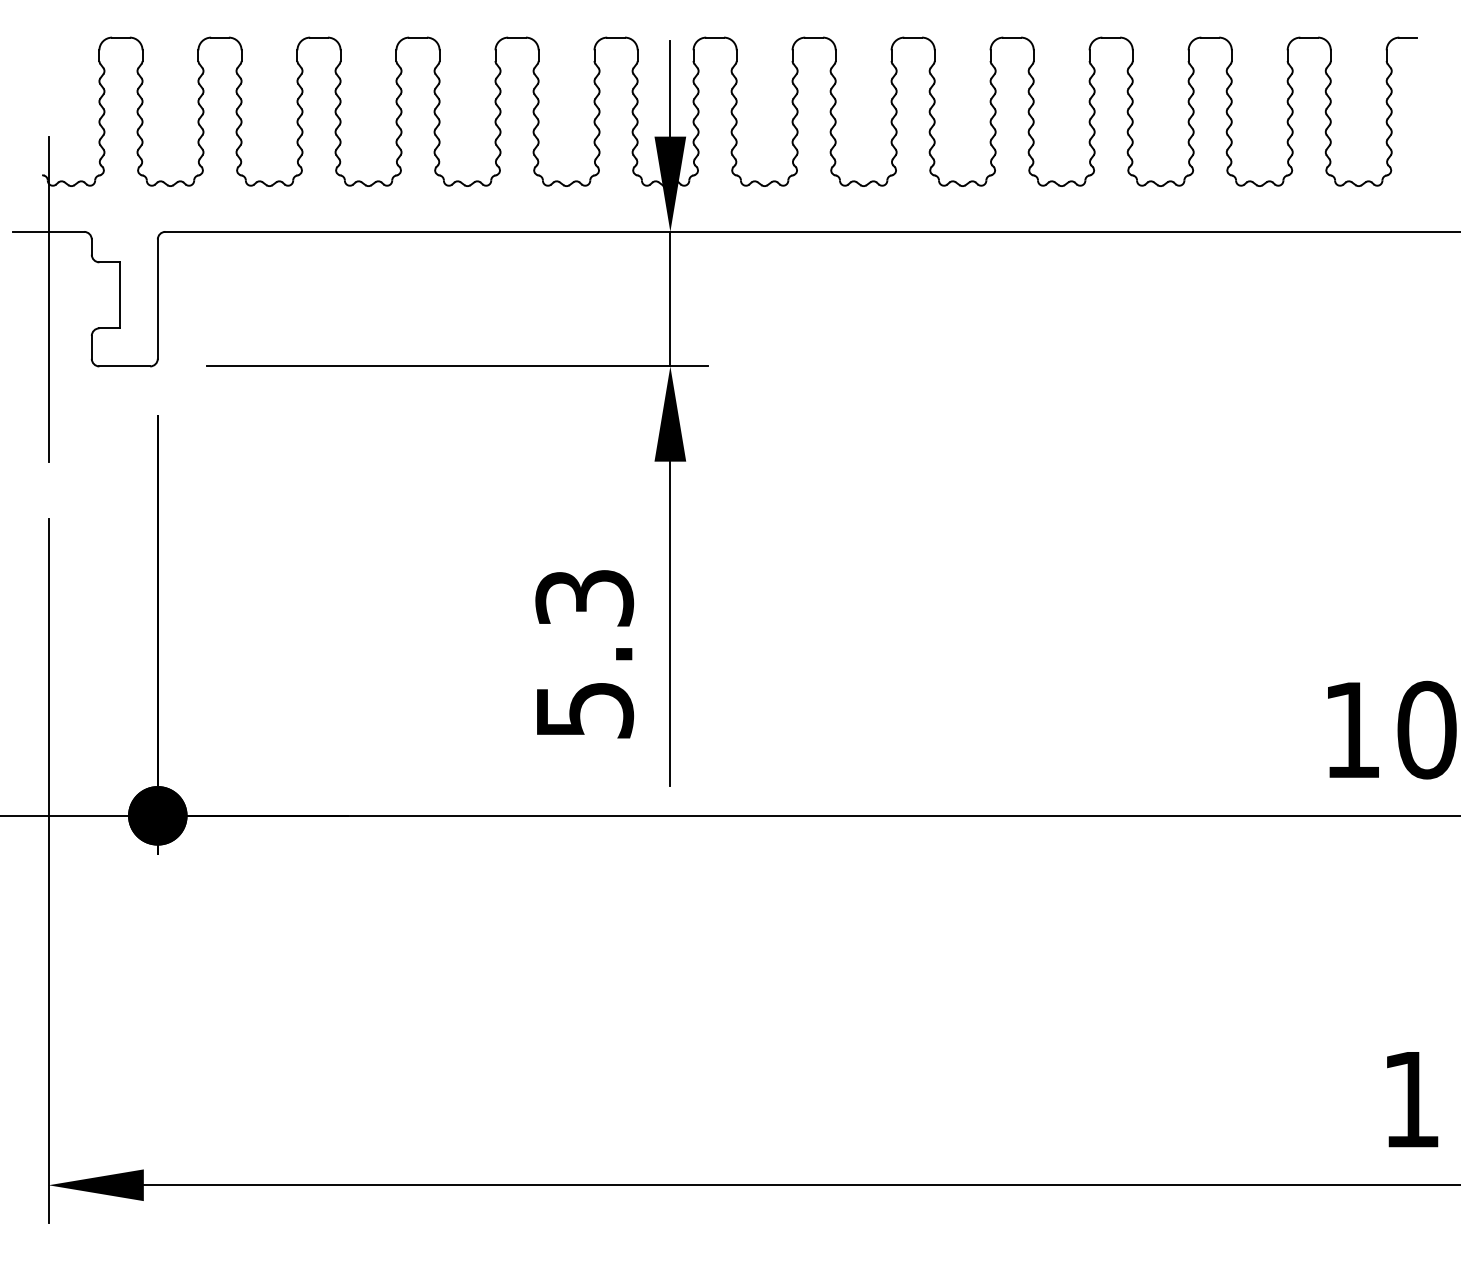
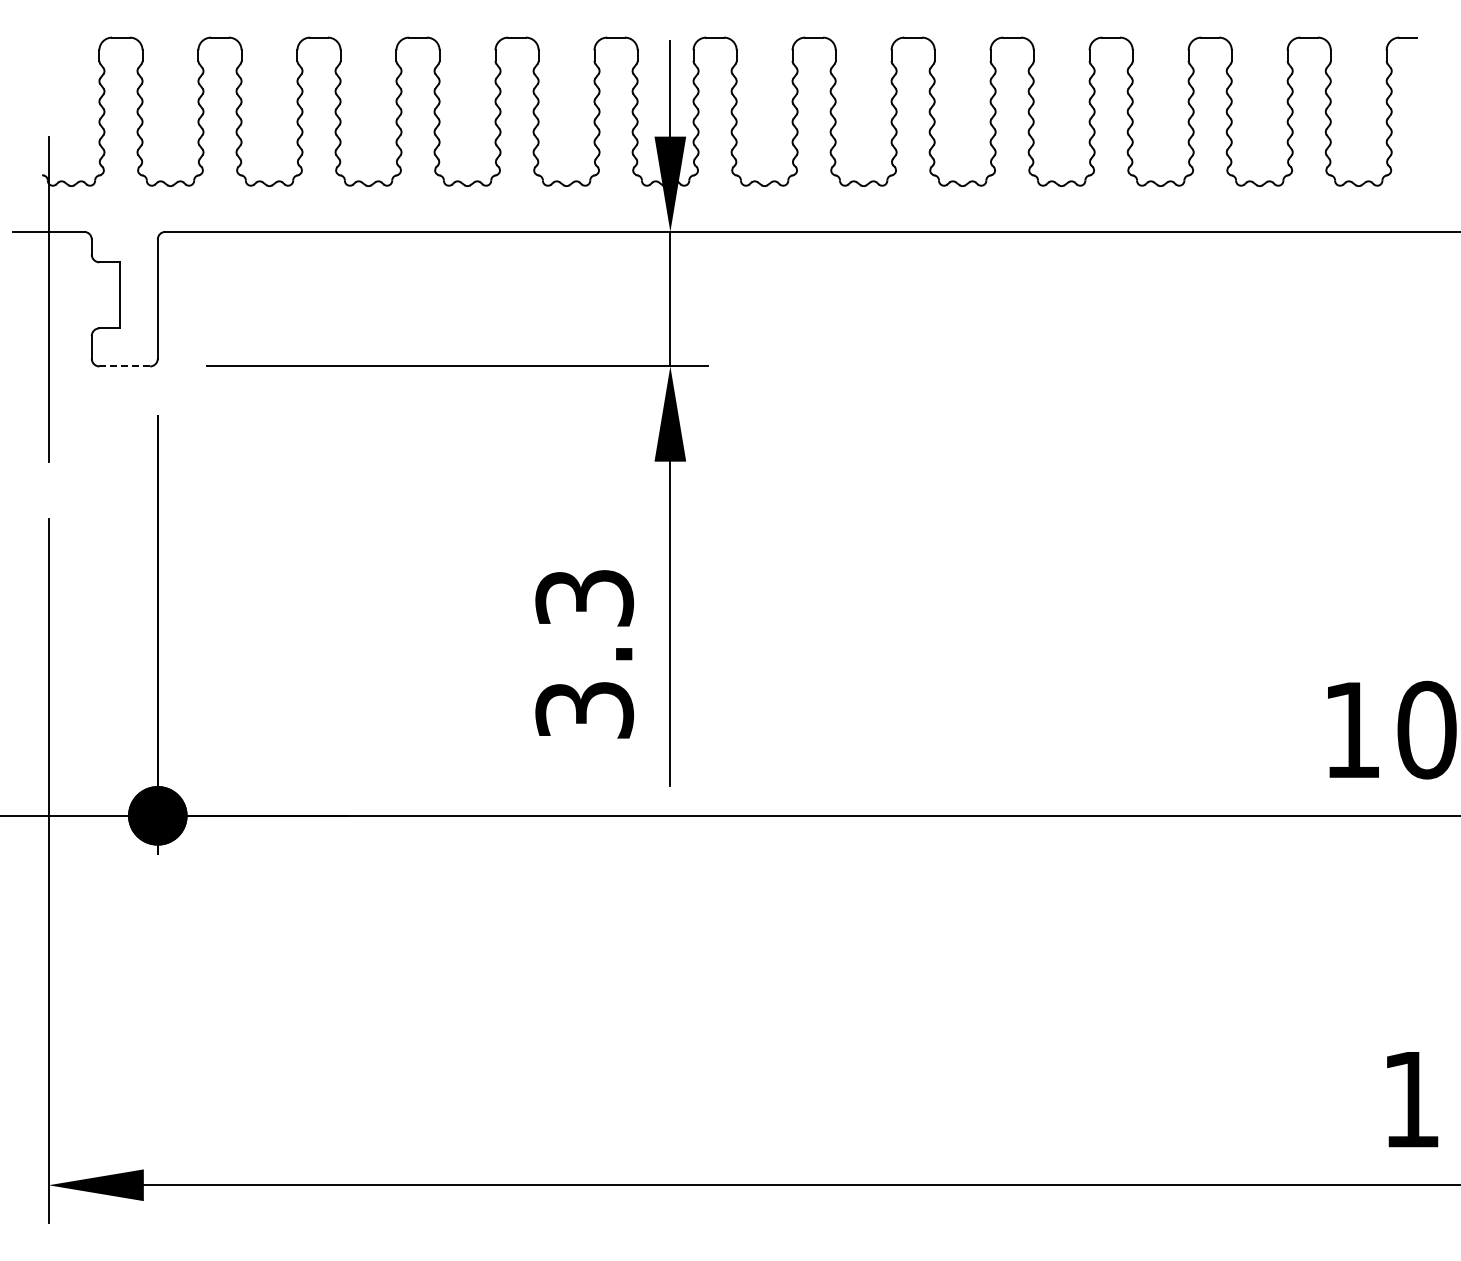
line: solid -> dashed (125, 366)
text: 5.3 -> 3.3 (584, 710)
